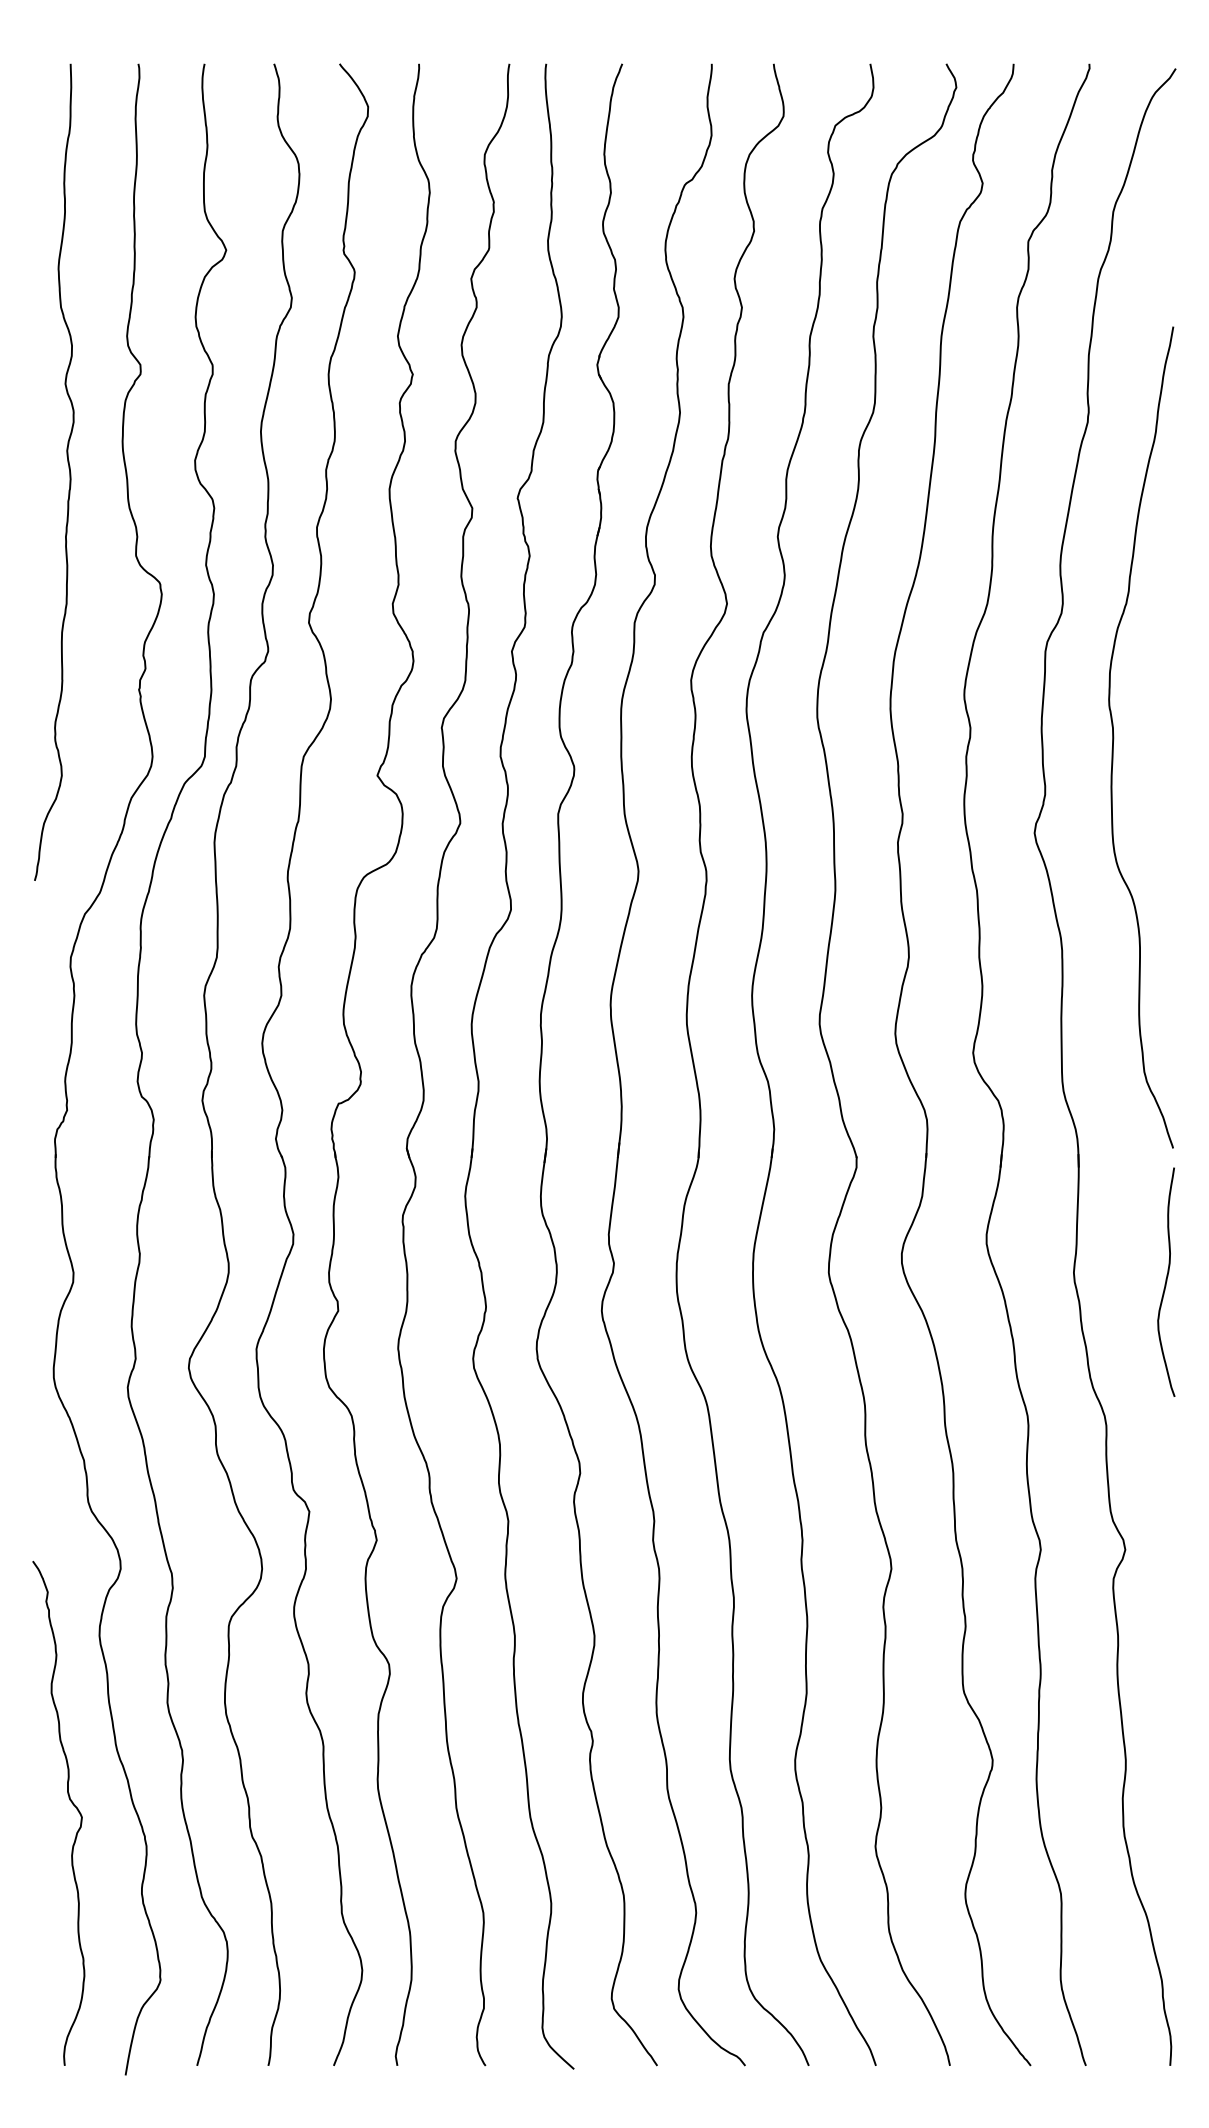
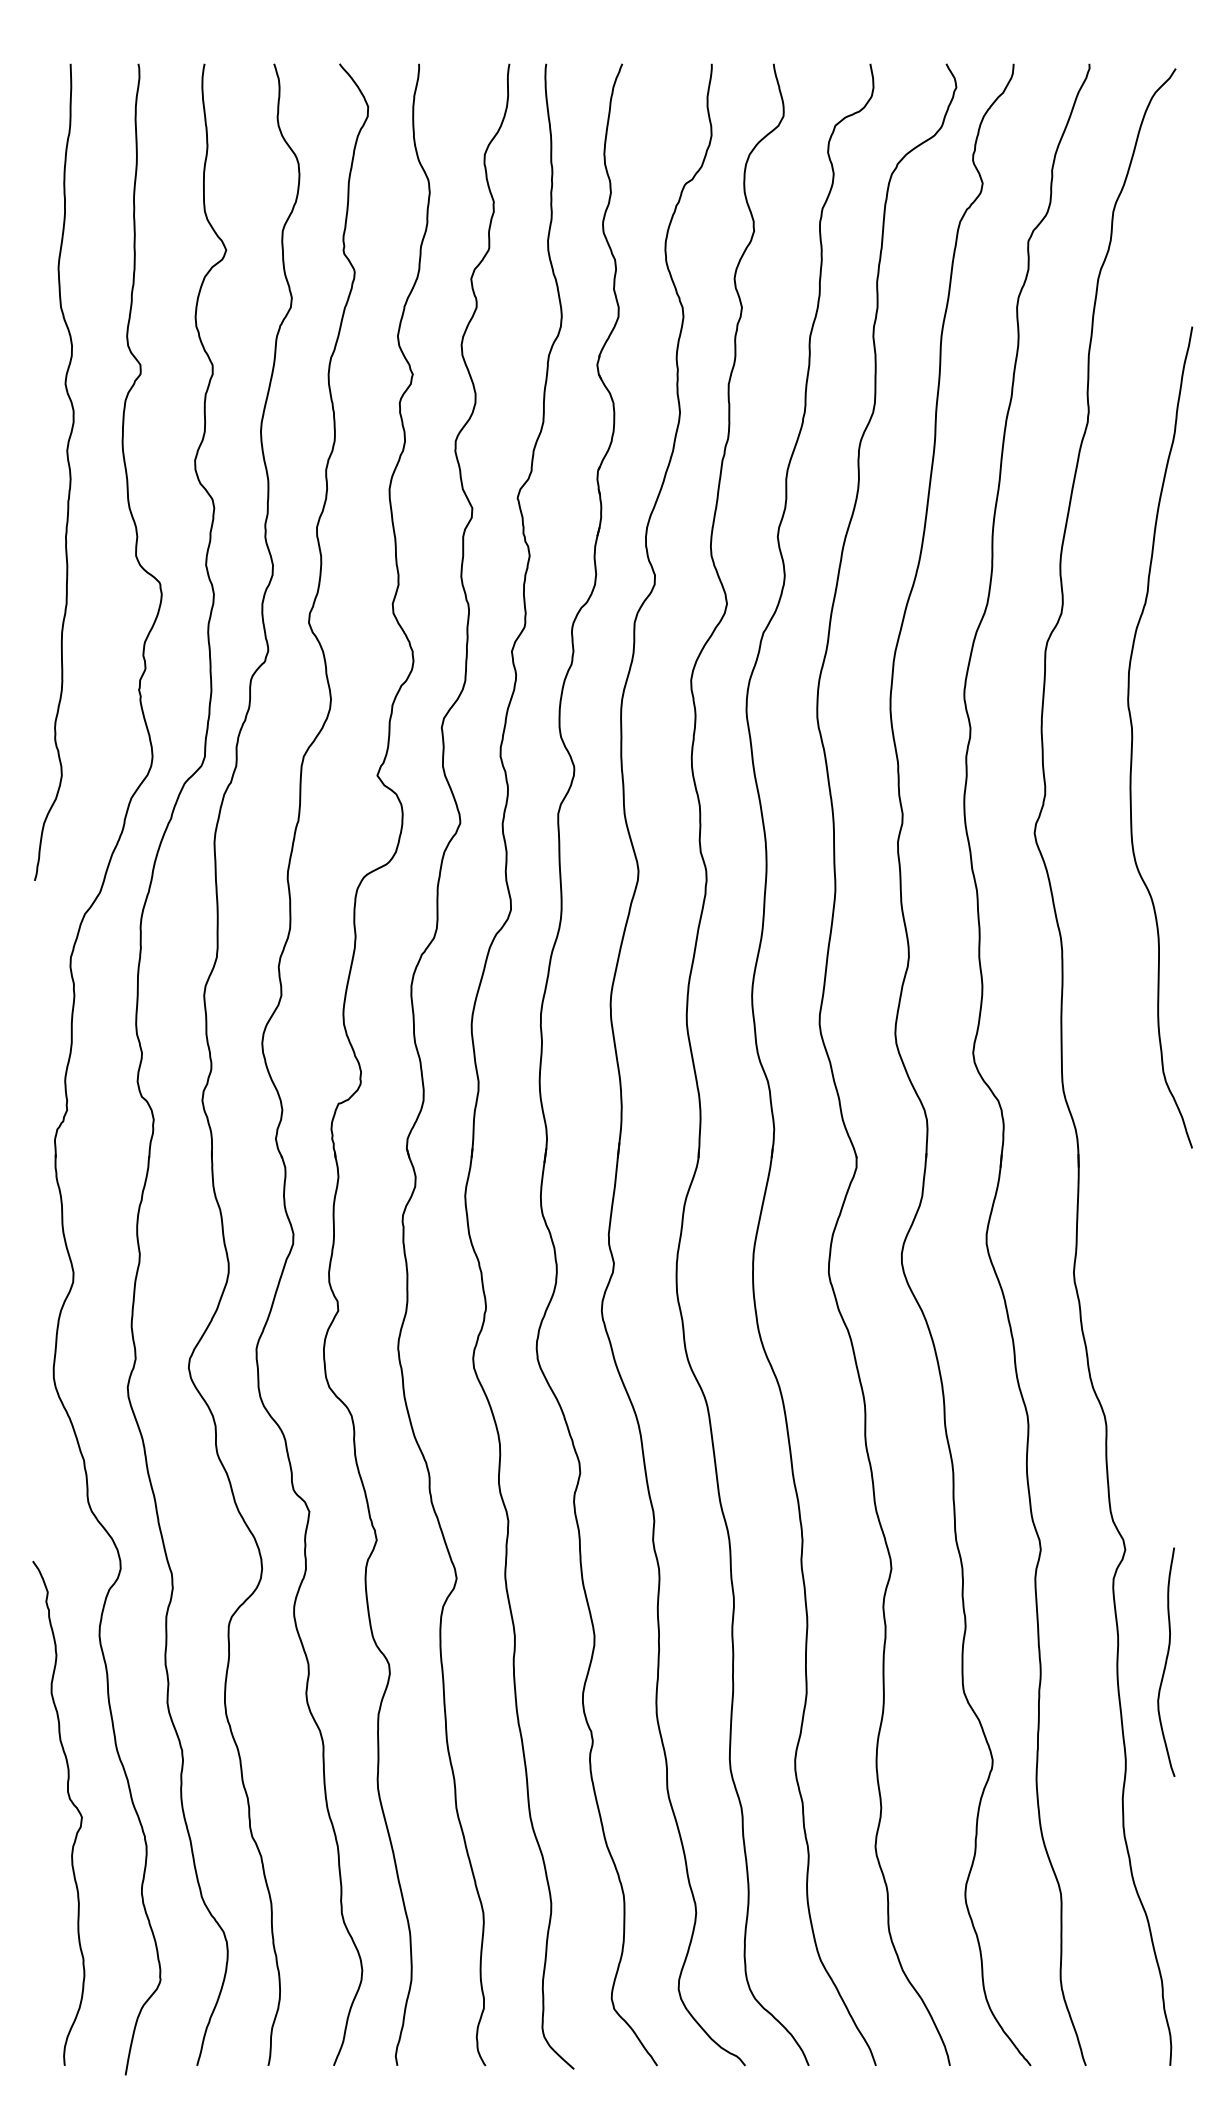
curve position: (1114, 737) -> (1133, 737) (1133, 737)
curve position: (1166, 1281) -> (1166, 1661) (1166, 1661)
